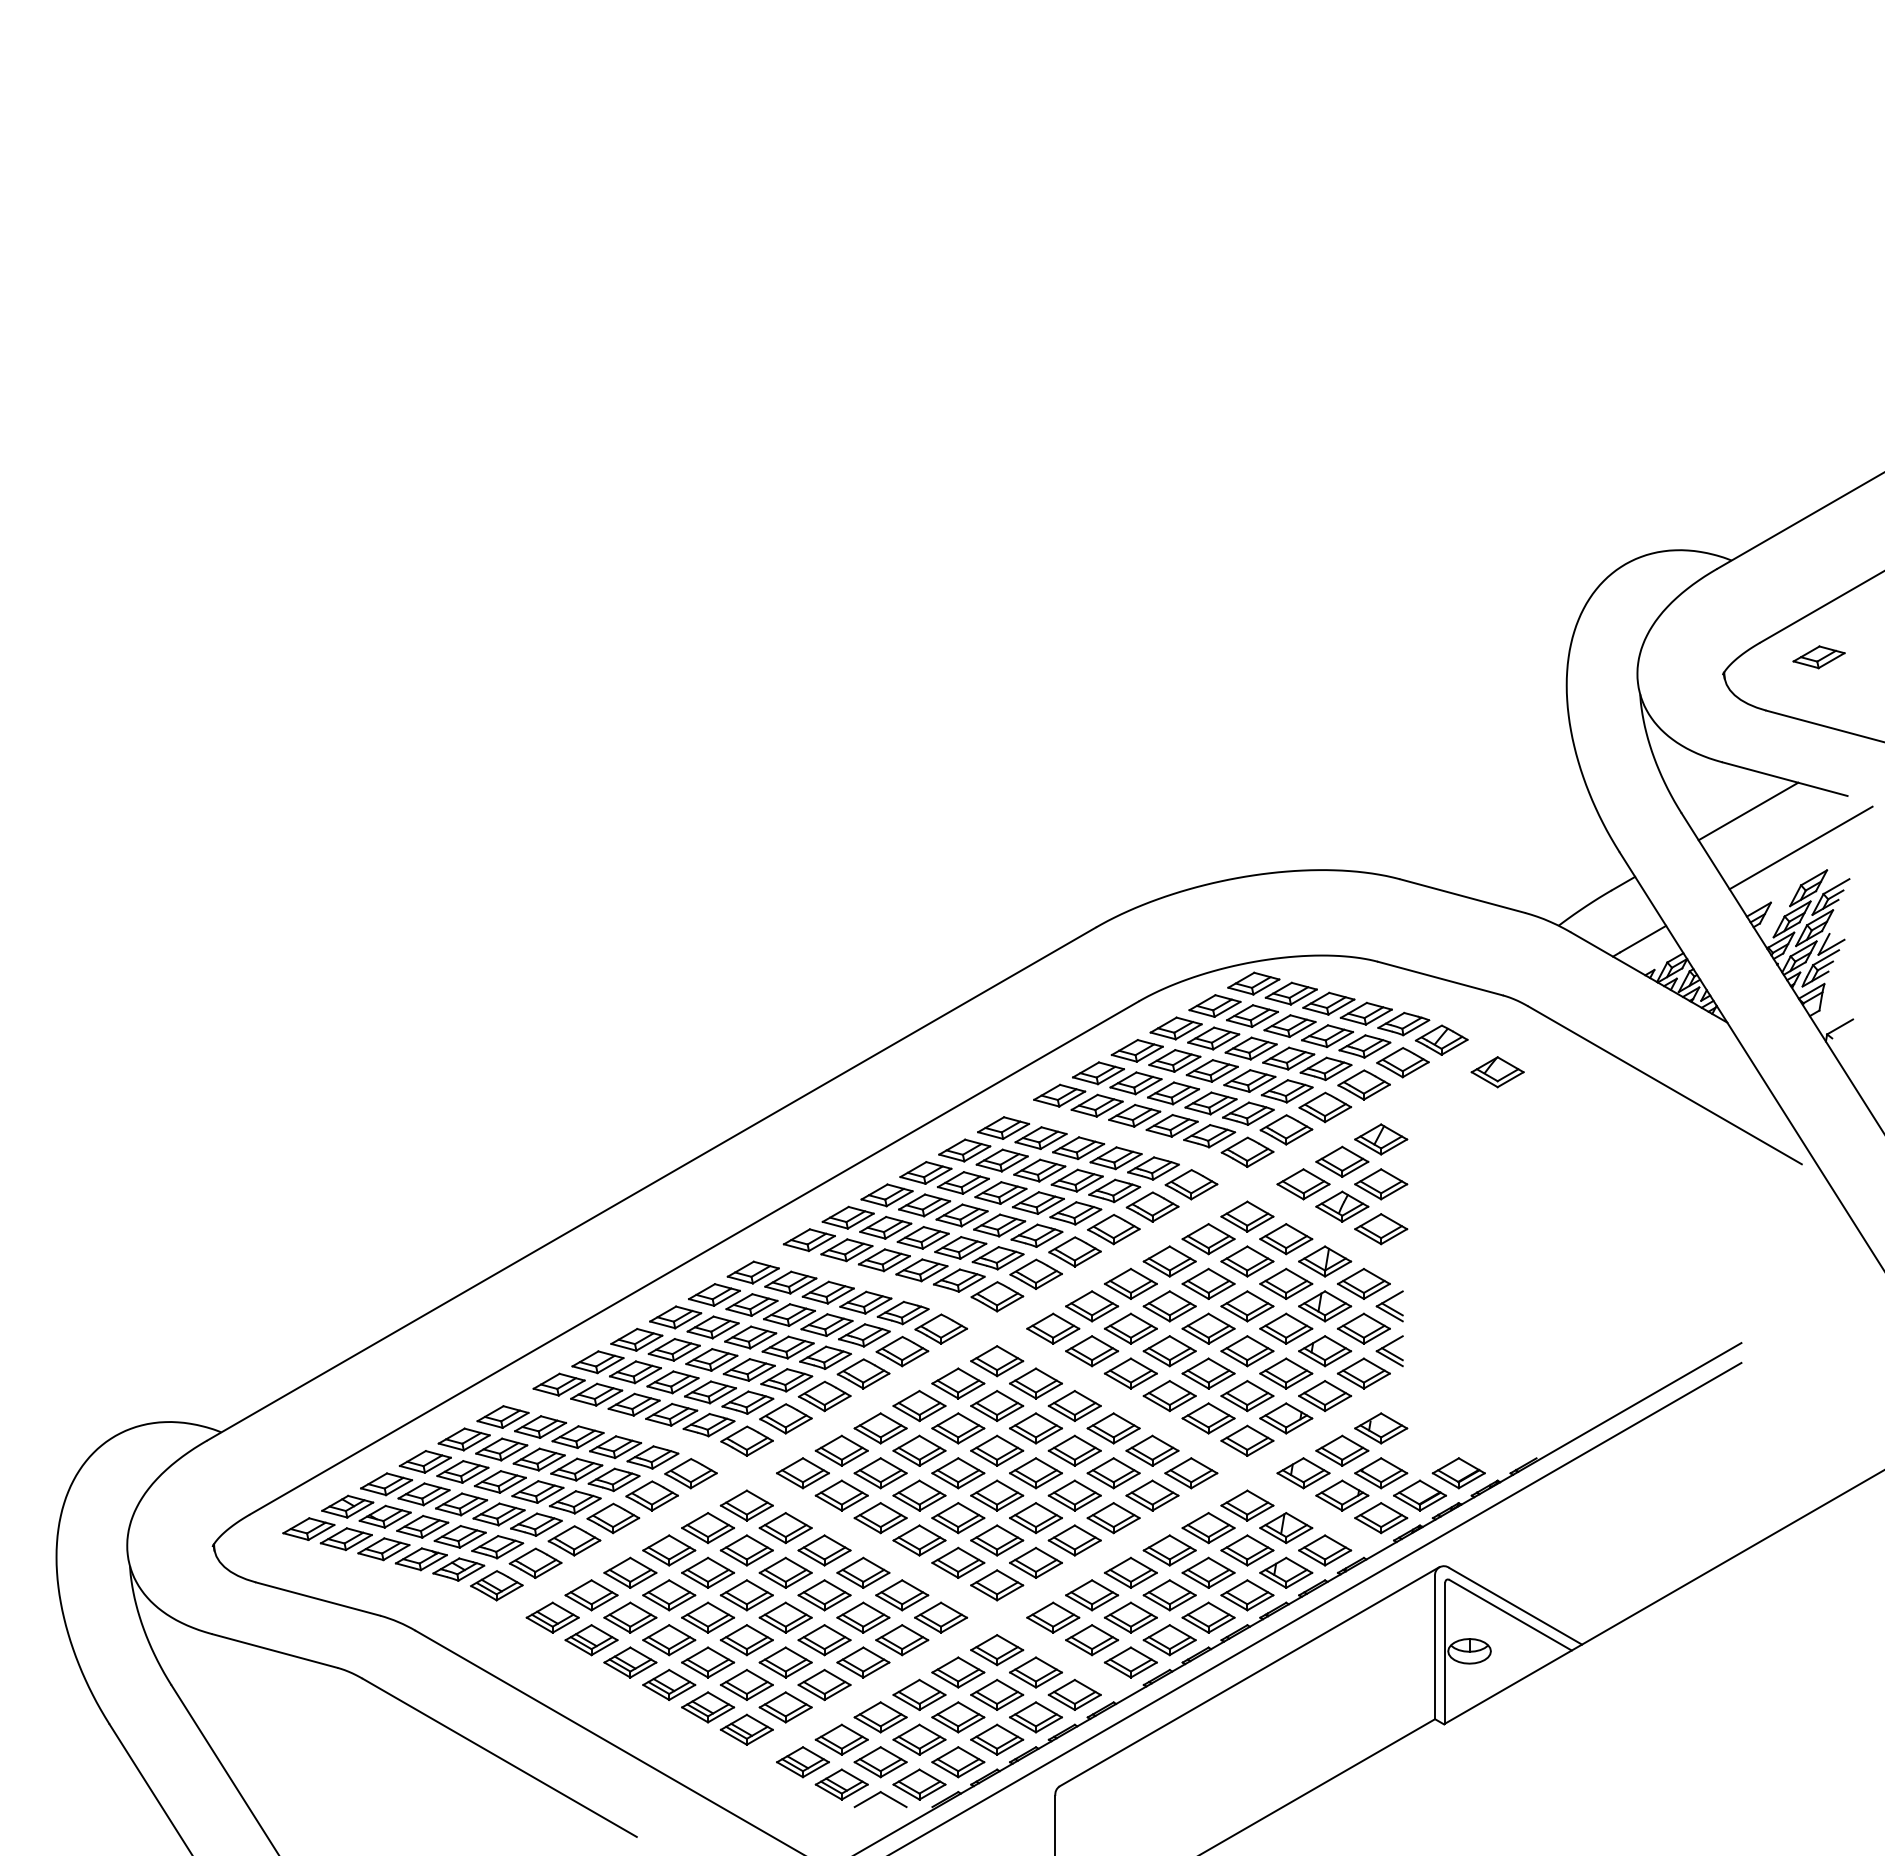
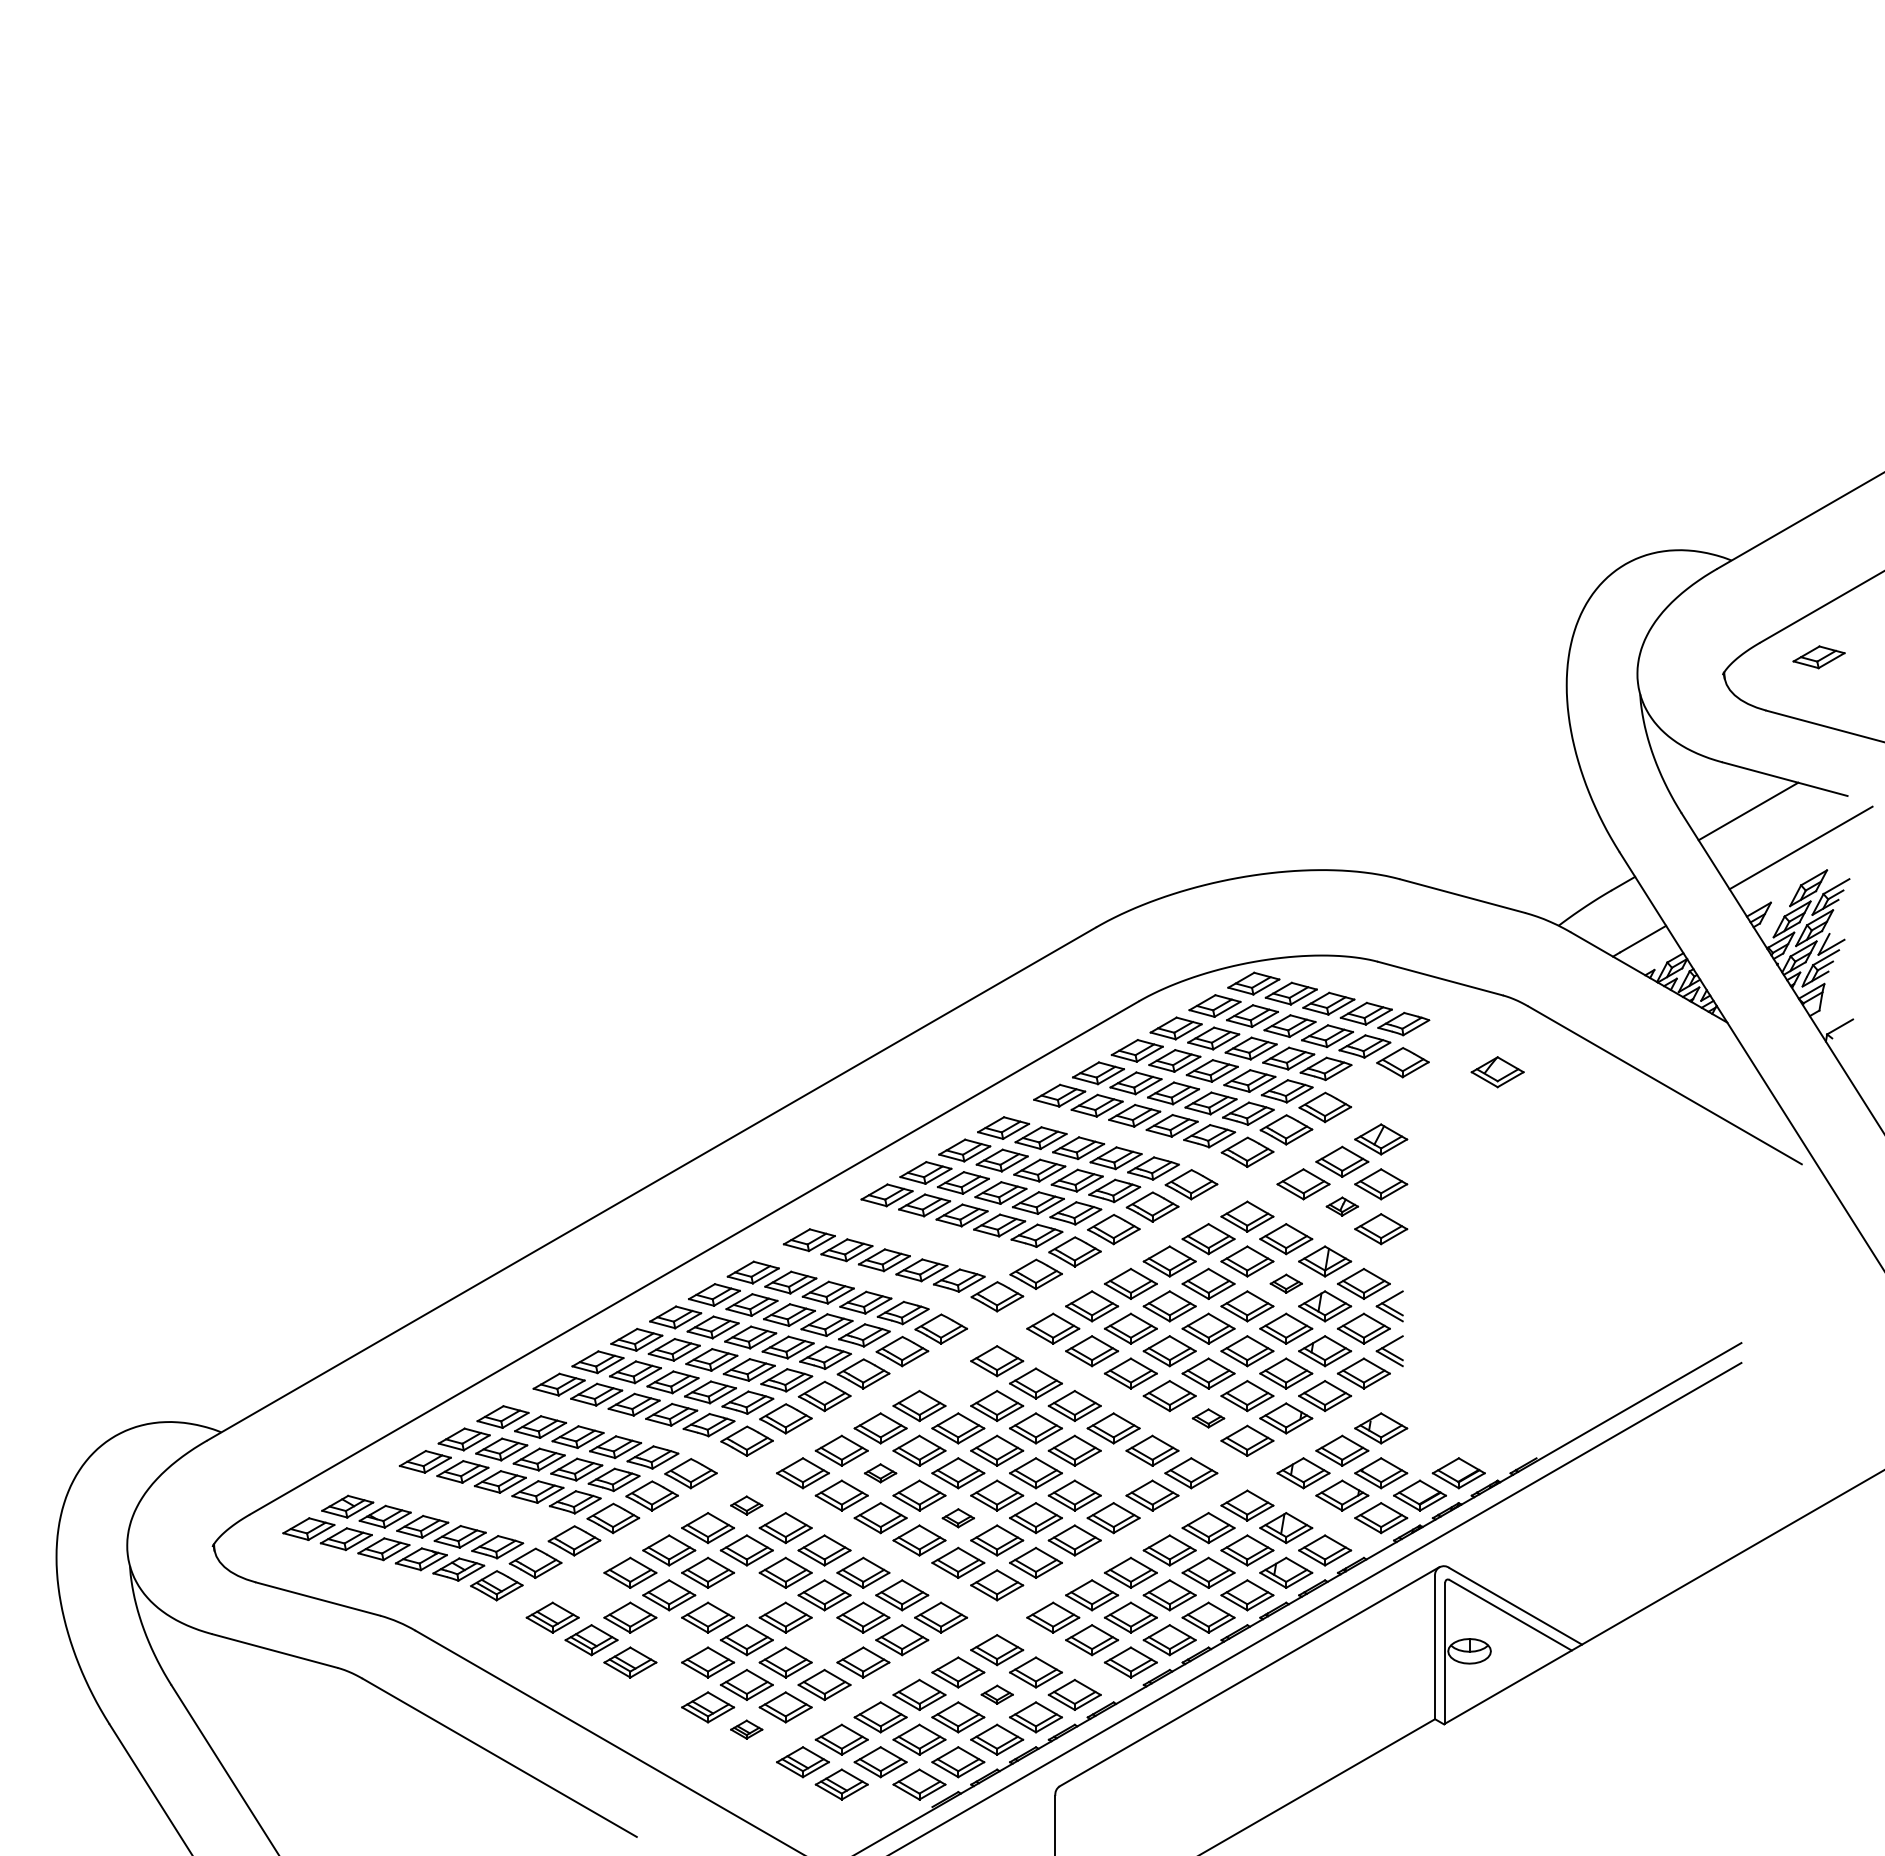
part: present -> none (1441, 1039)
part: present -> none (1363, 1084)
part size: 55x33 px -> 35x21 px (1342, 1206)
part: present -> none (922, 1237)
part size: 55x33 px -> 34x21 px (1285, 1283)
part: present -> none (958, 1383)
part size: 55x33 px -> 35x21 px (1208, 1418)
part size: 55x33 px -> 35x21 px (880, 1473)
part: present -> none (1113, 1473)
part: present -> none (461, 1504)
part size: 55x33 px -> 34x21 px (746, 1505)
part size: 55x33 px -> 34x21 px (957, 1518)
part: present -> none (591, 1595)
part: present -> none (746, 1595)
part: present -> none (669, 1640)
part: present -> none (824, 1640)
part: present -> none (669, 1684)
part size: 55x33 px -> 34x21 px (996, 1694)
part size: 55x33 px -> 34x21 px (746, 1729)
part: present -> none (880, 1799)
